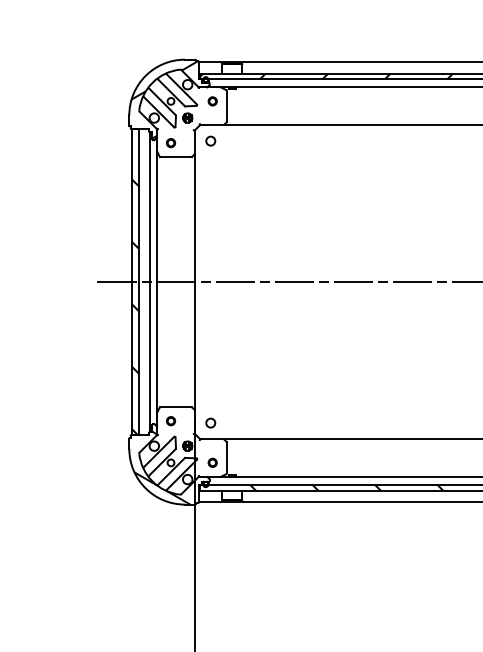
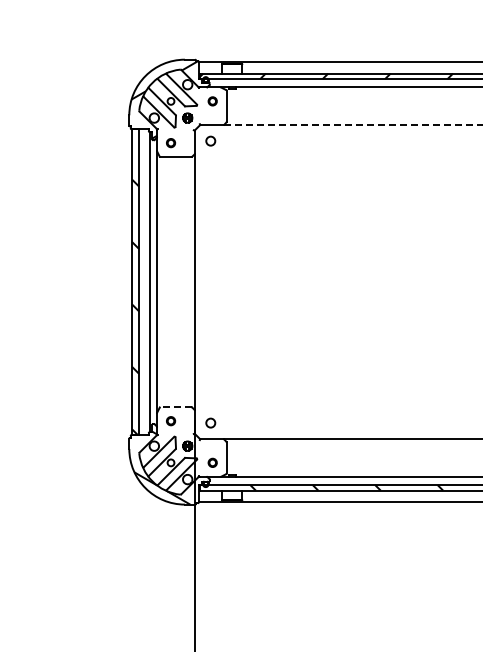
line: solid -> dashed (353, 125)
line: present -> none (288, 282)
line: solid -> dashed (175, 407)
